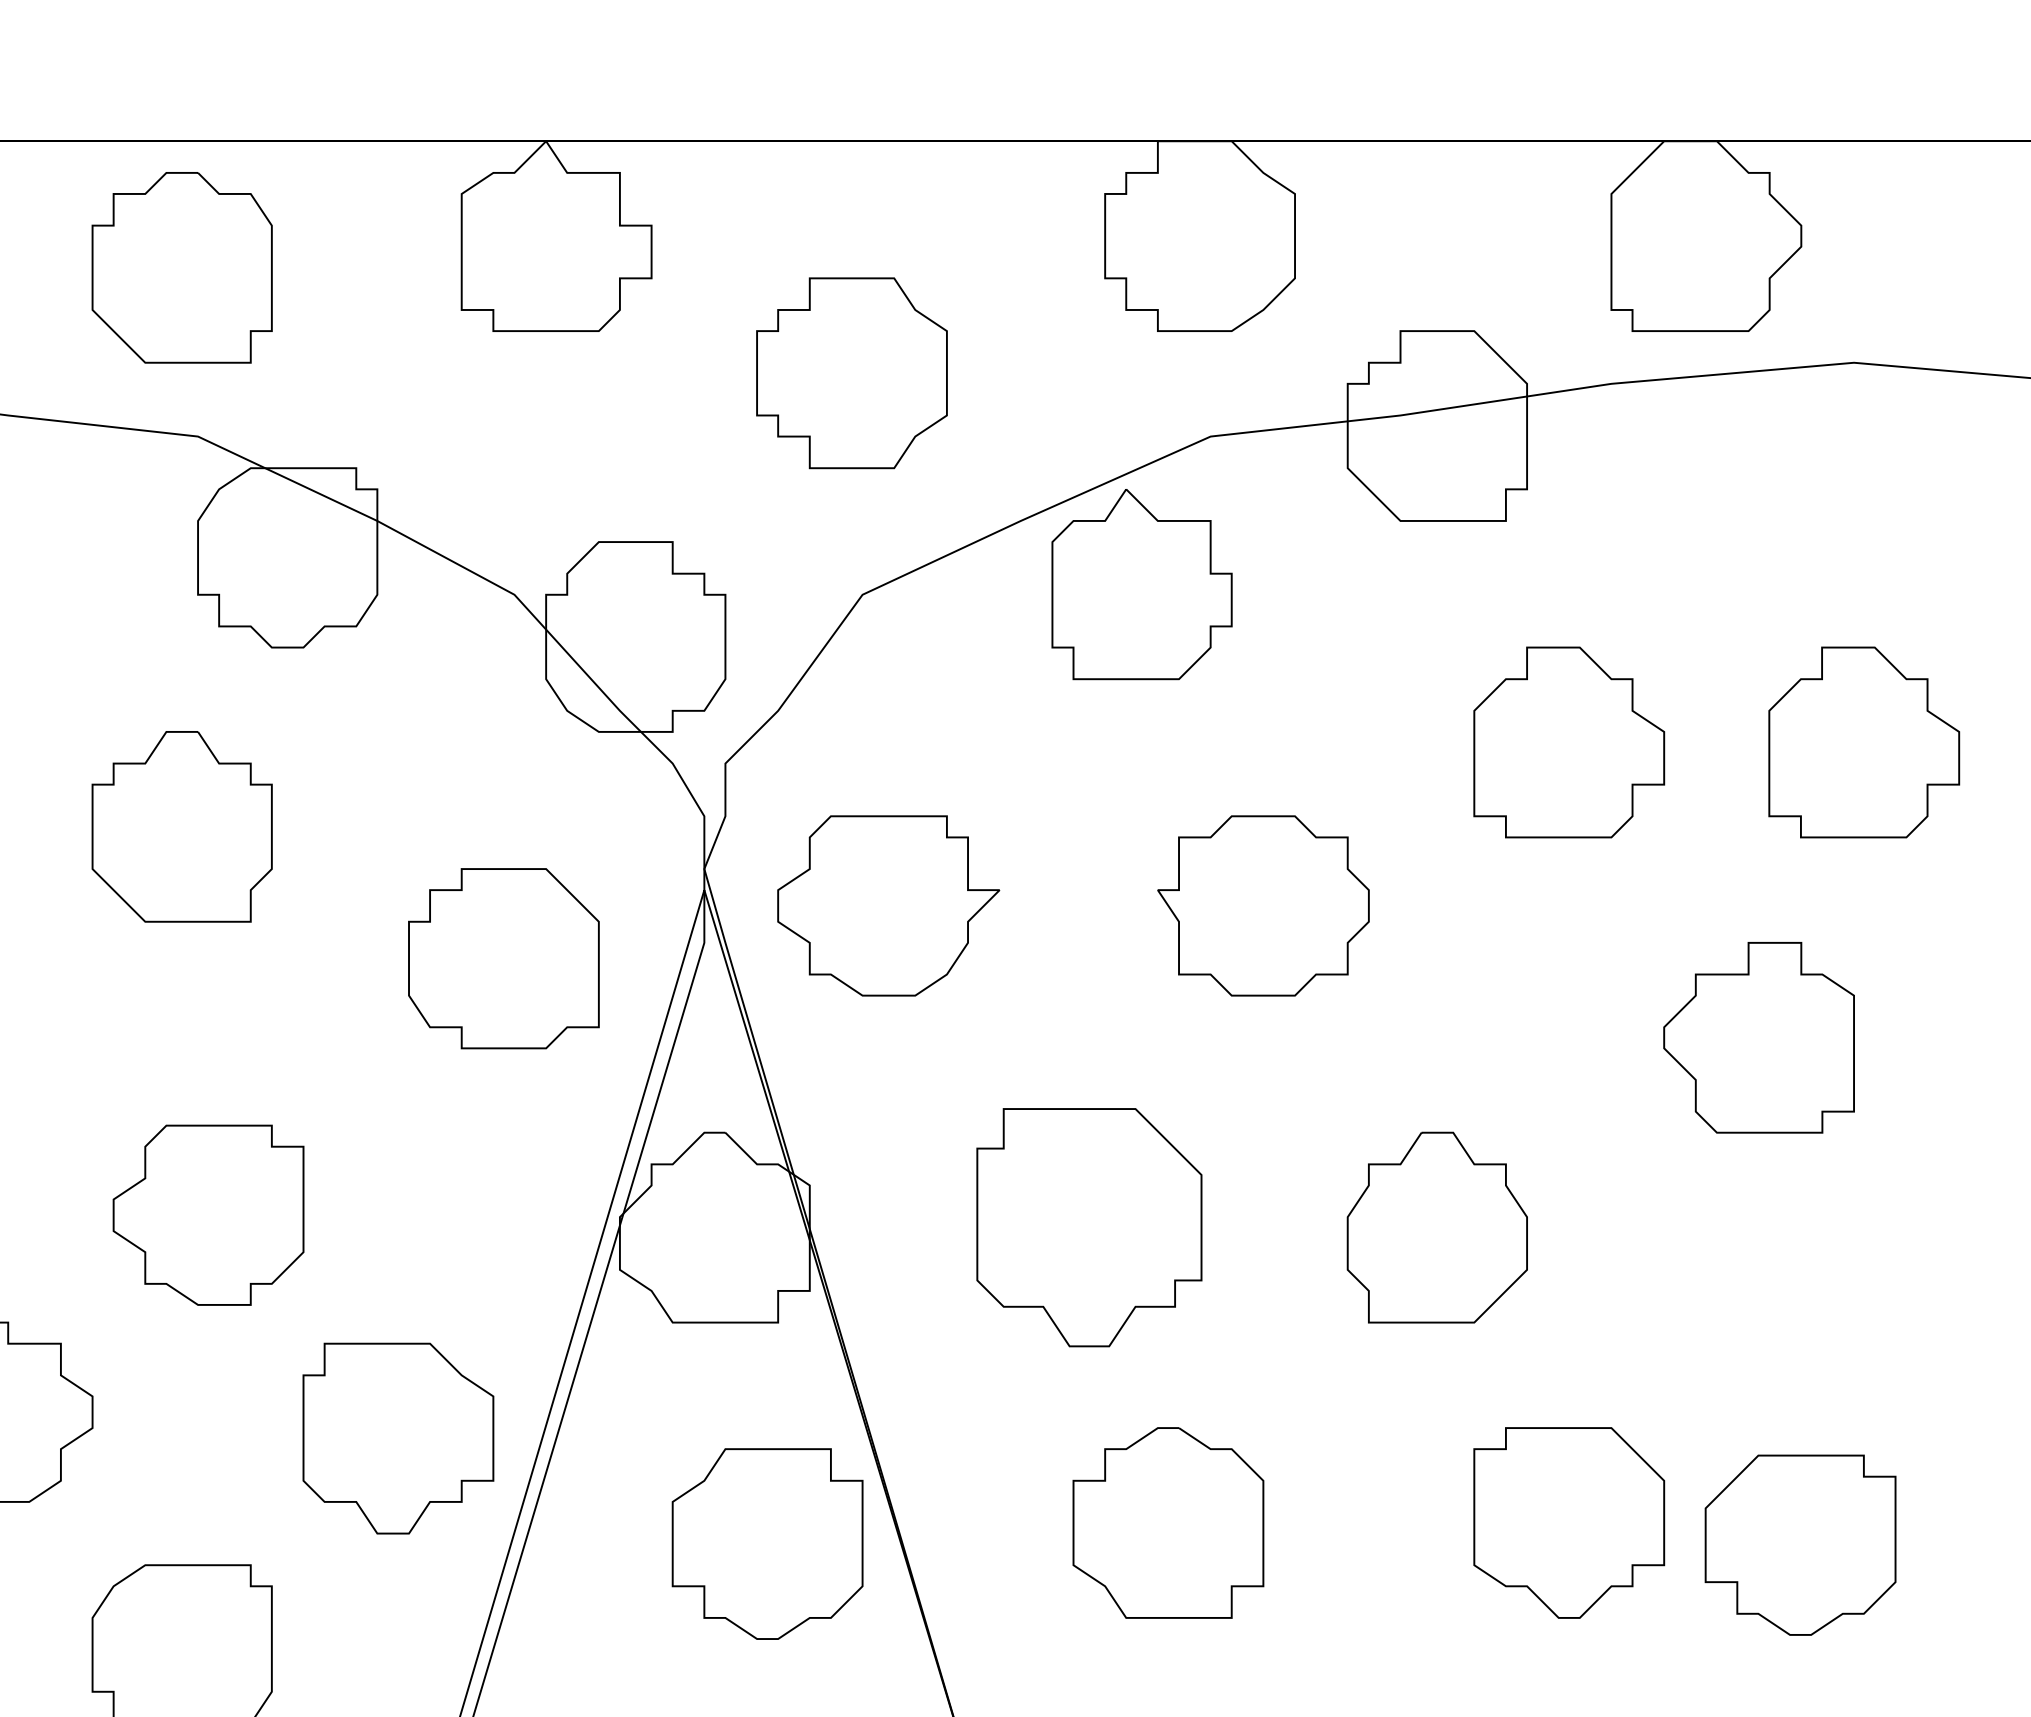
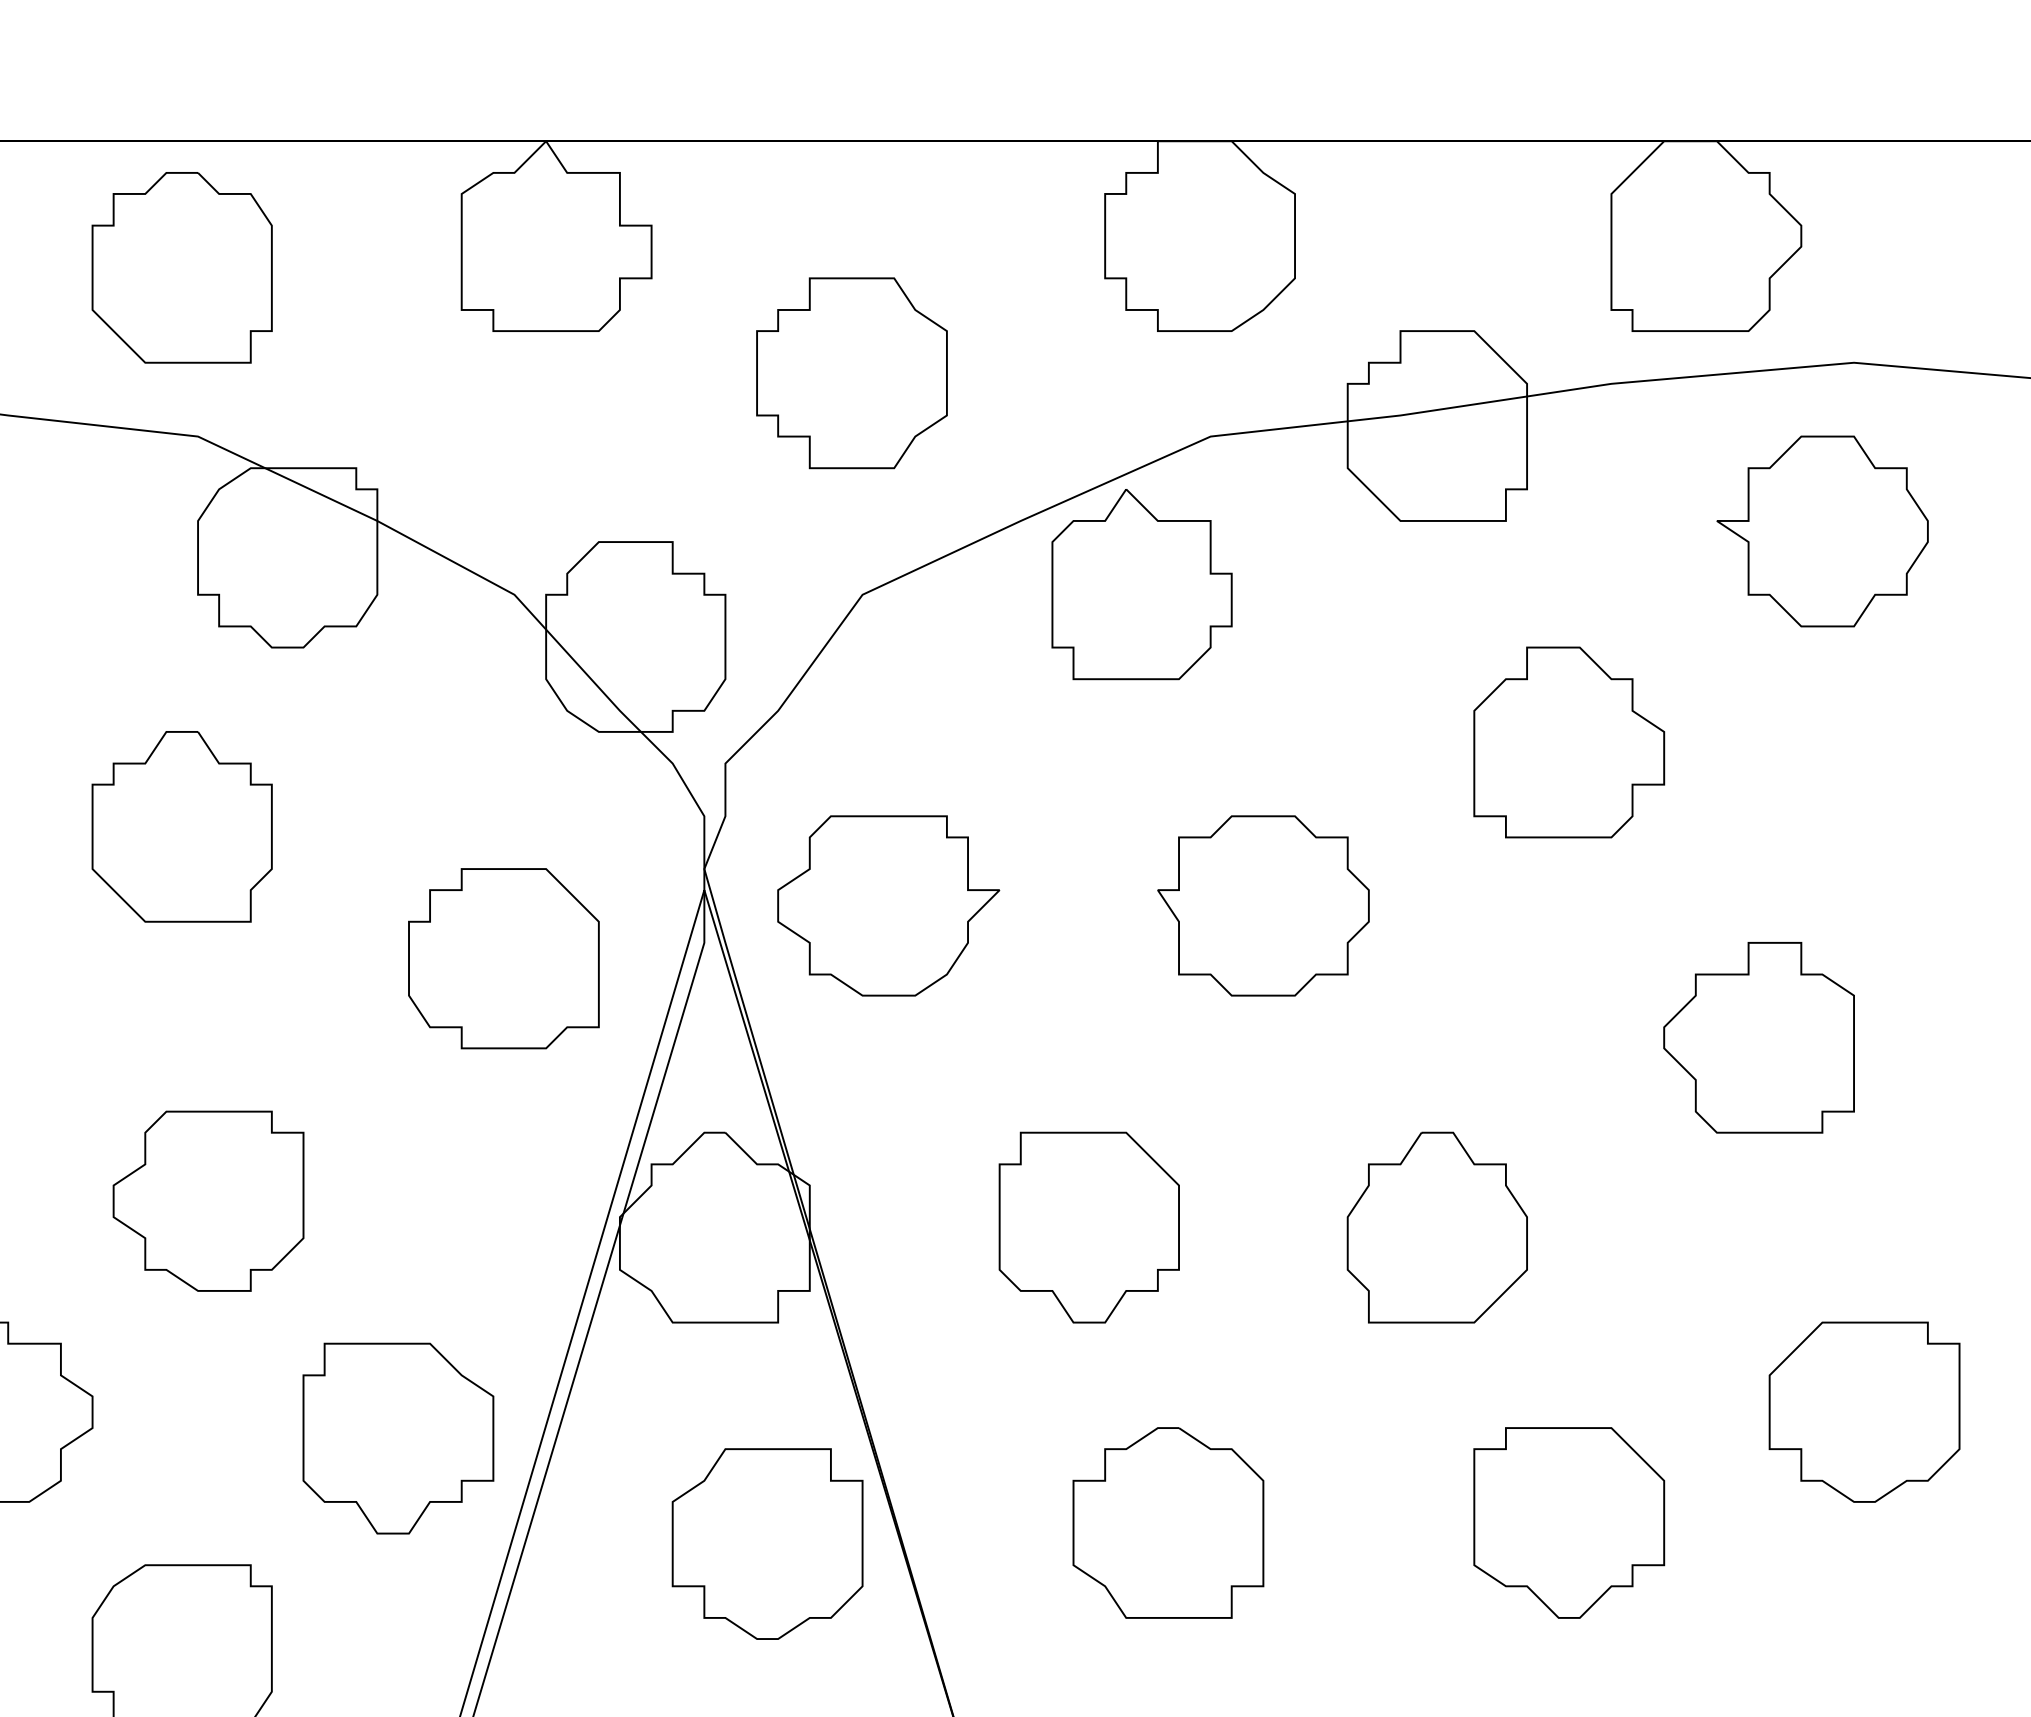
part: none -> present (1822, 531)
part: present -> none (1864, 742)
part position: (208, 1214) -> (208, 1200) (208, 1200)
part size: 227x240 px -> 182x193 px (1088, 1227)
part position: (1800, 1544) -> (1864, 1411) (1864, 1411)
